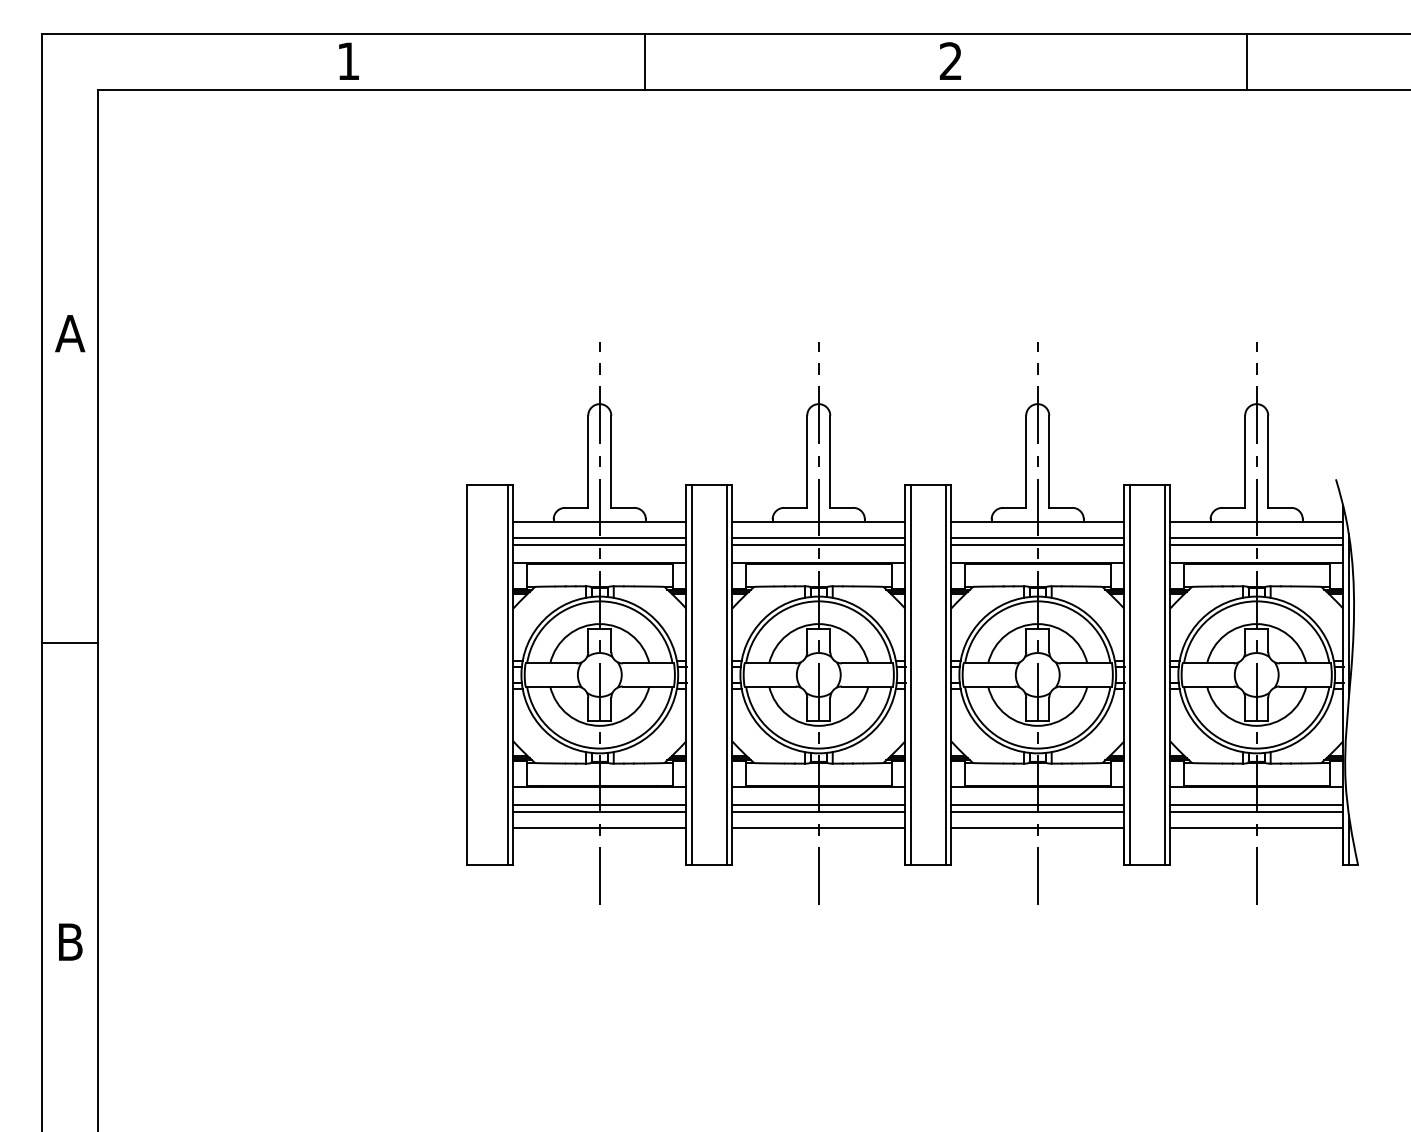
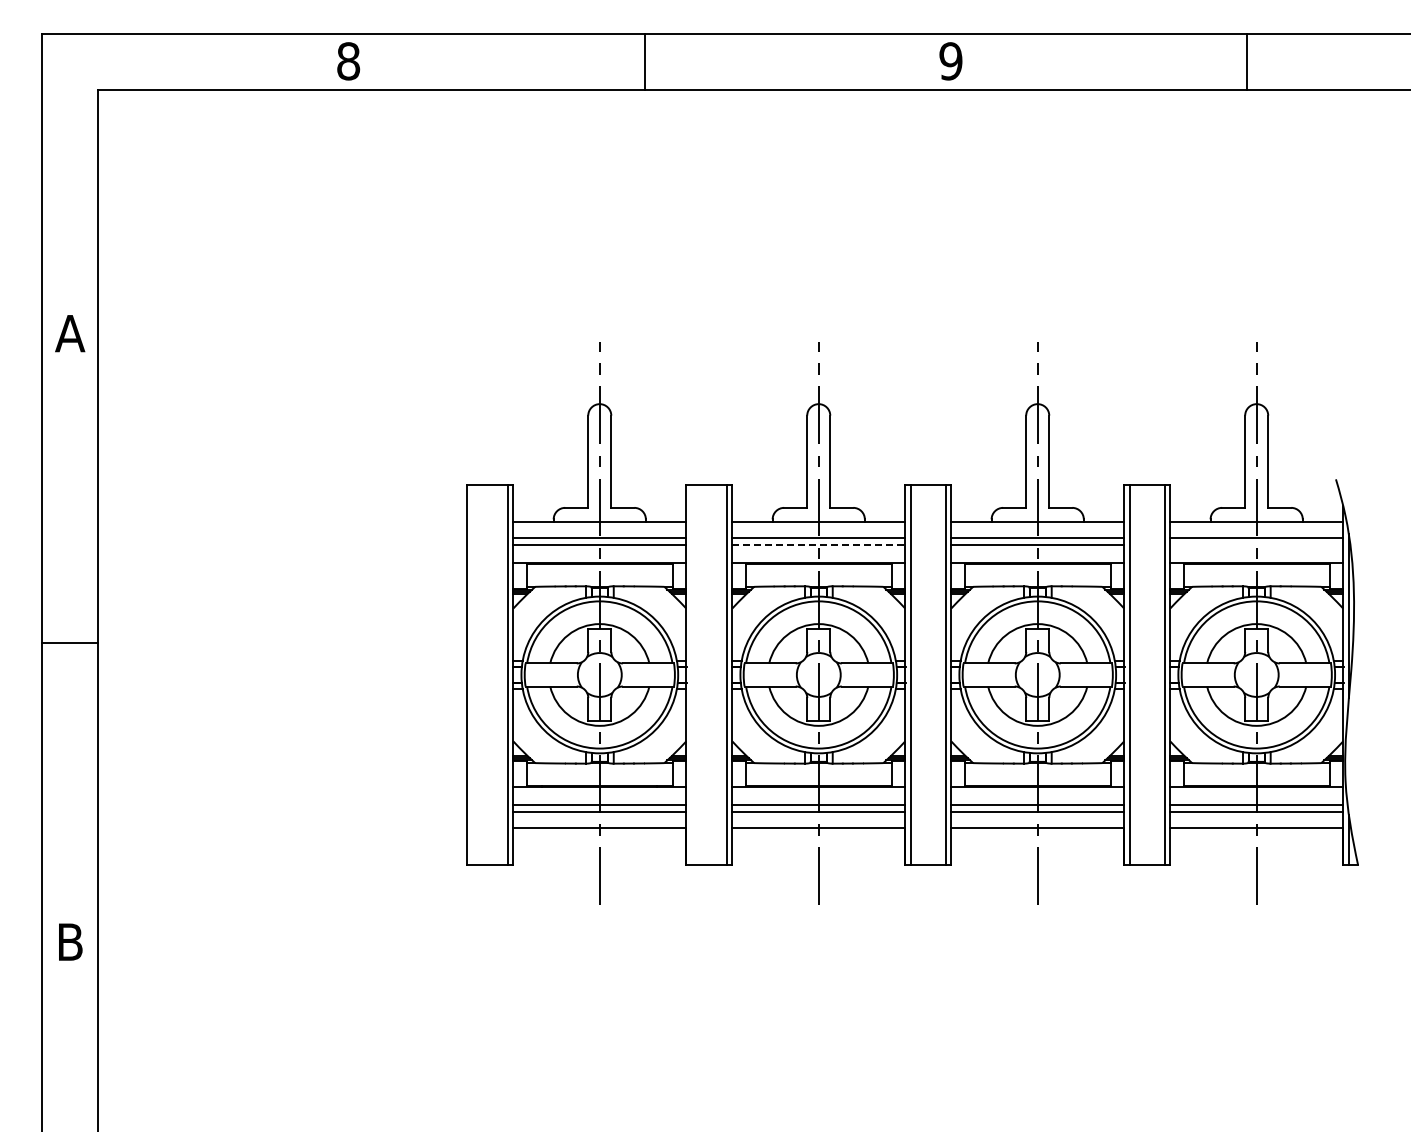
text: 1 -> 8 (348, 61)
text: 2 -> 9 (950, 61)
line: solid -> dashed (819, 544)
line: present -> none (1256, 544)
line: present -> none (692, 674)
